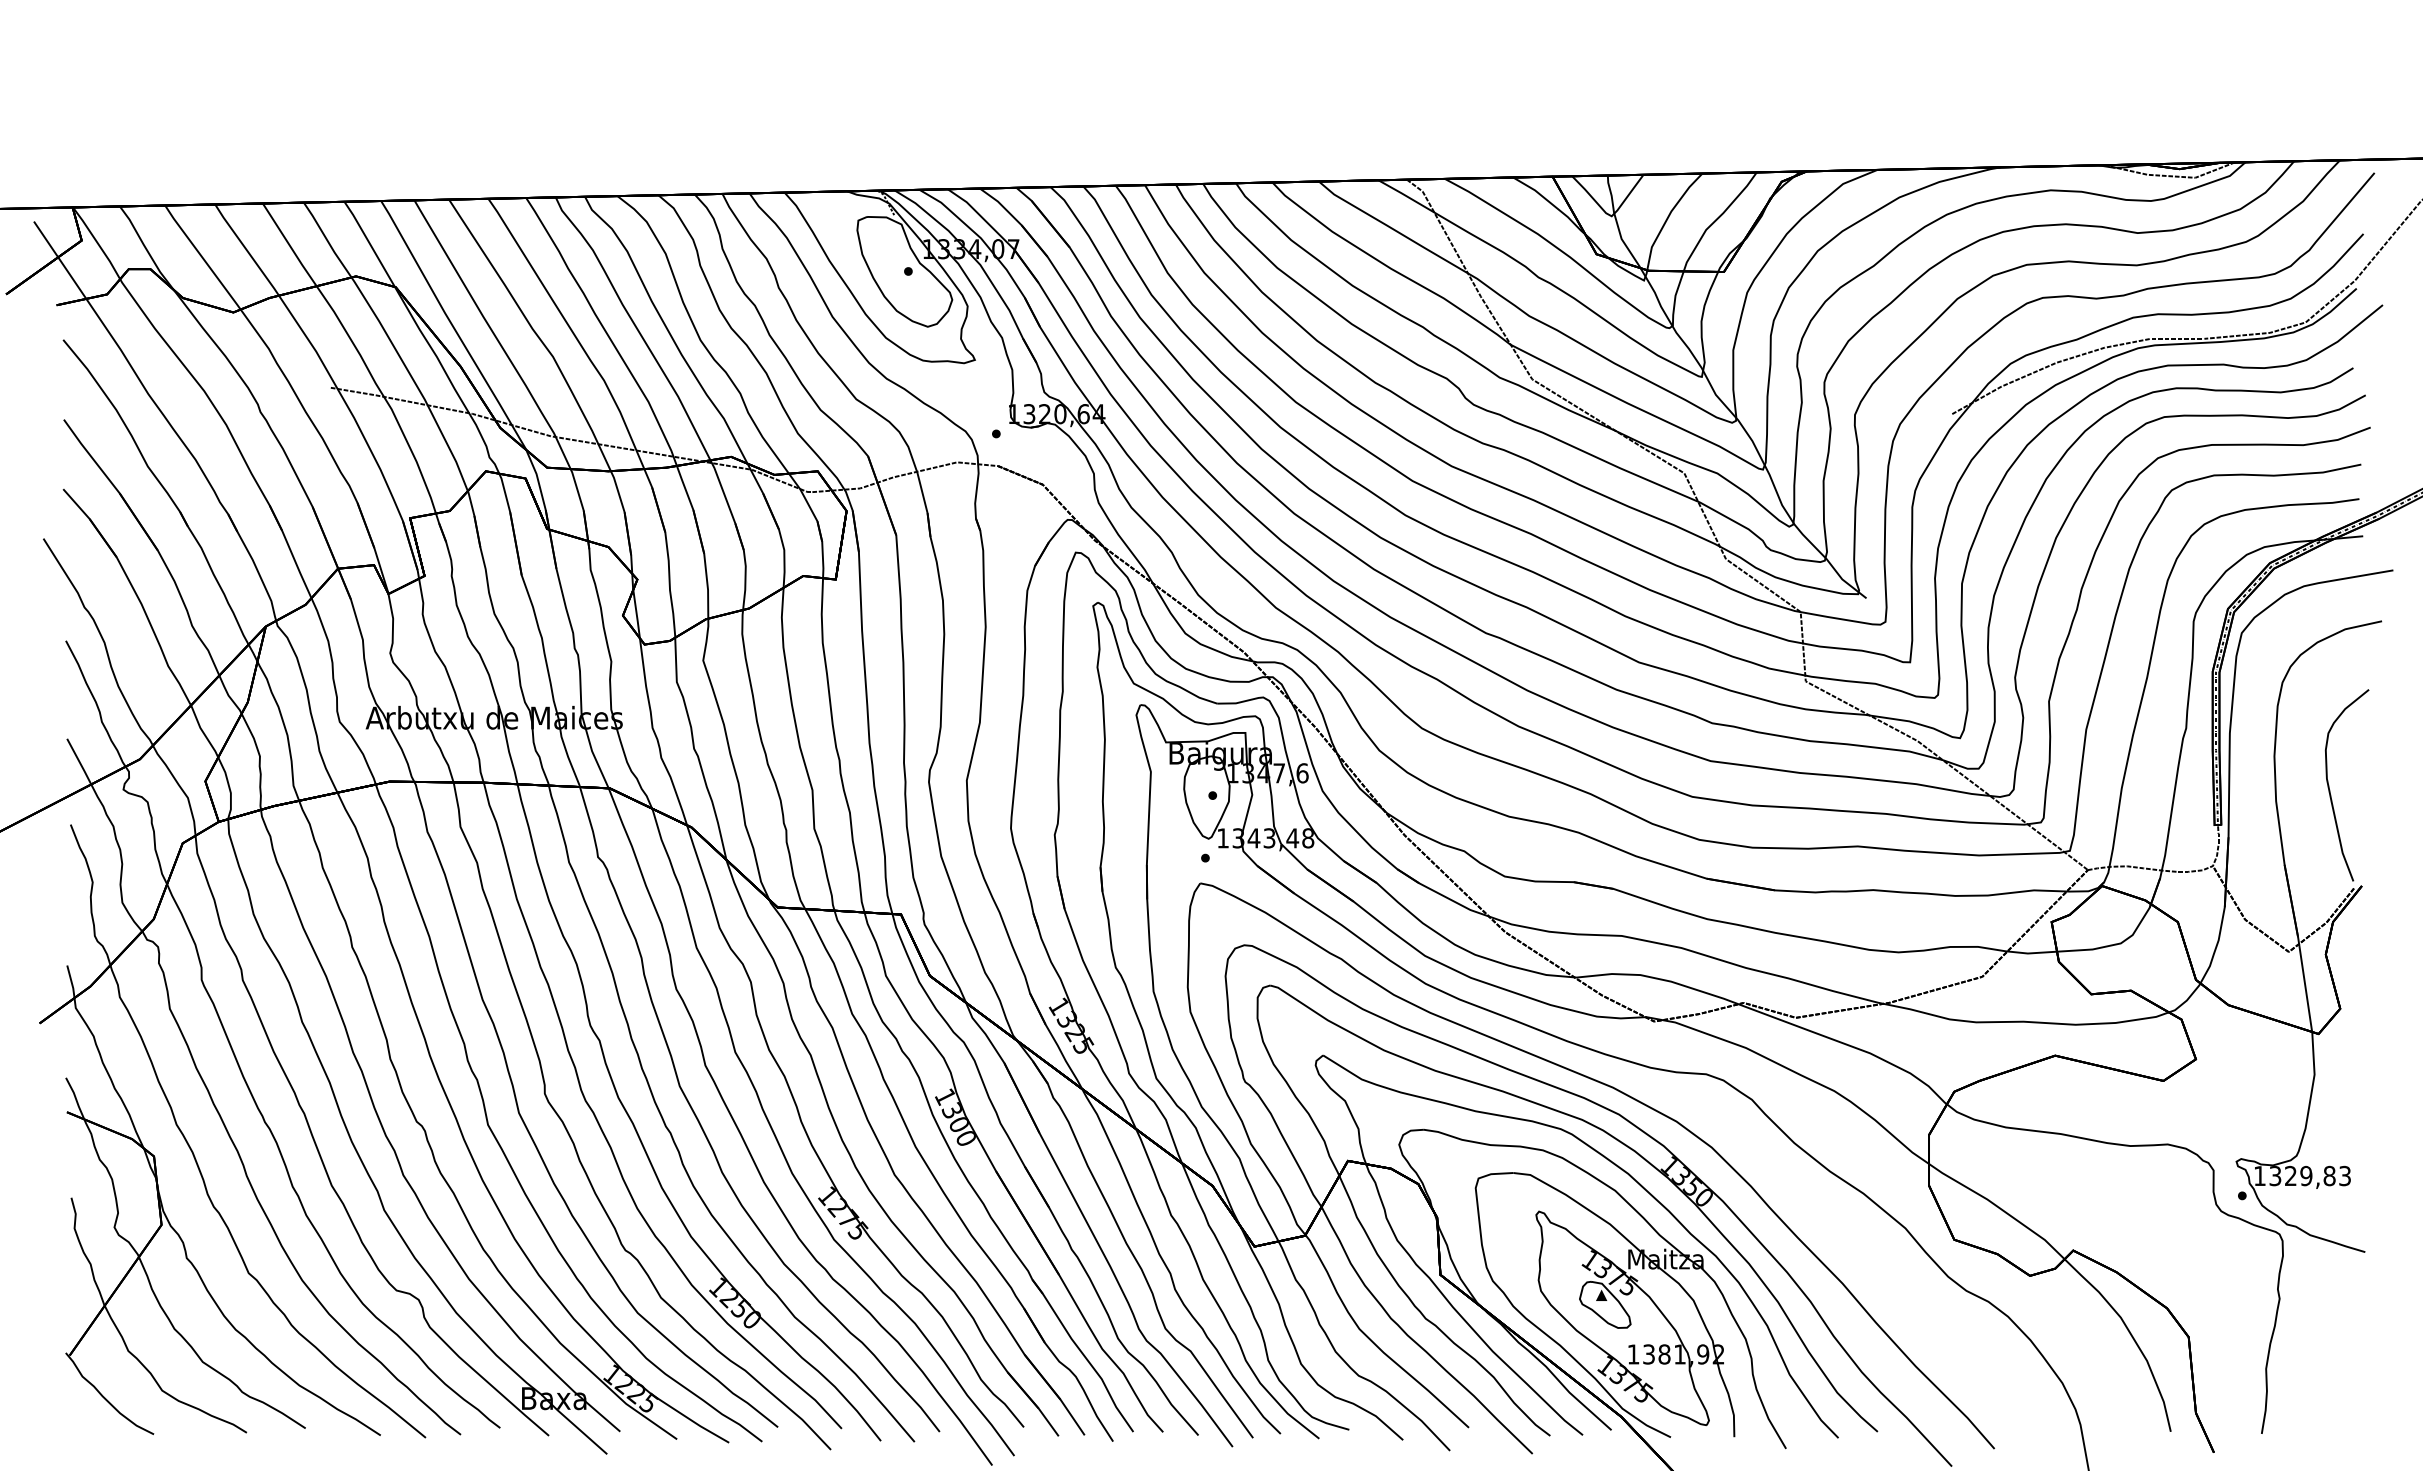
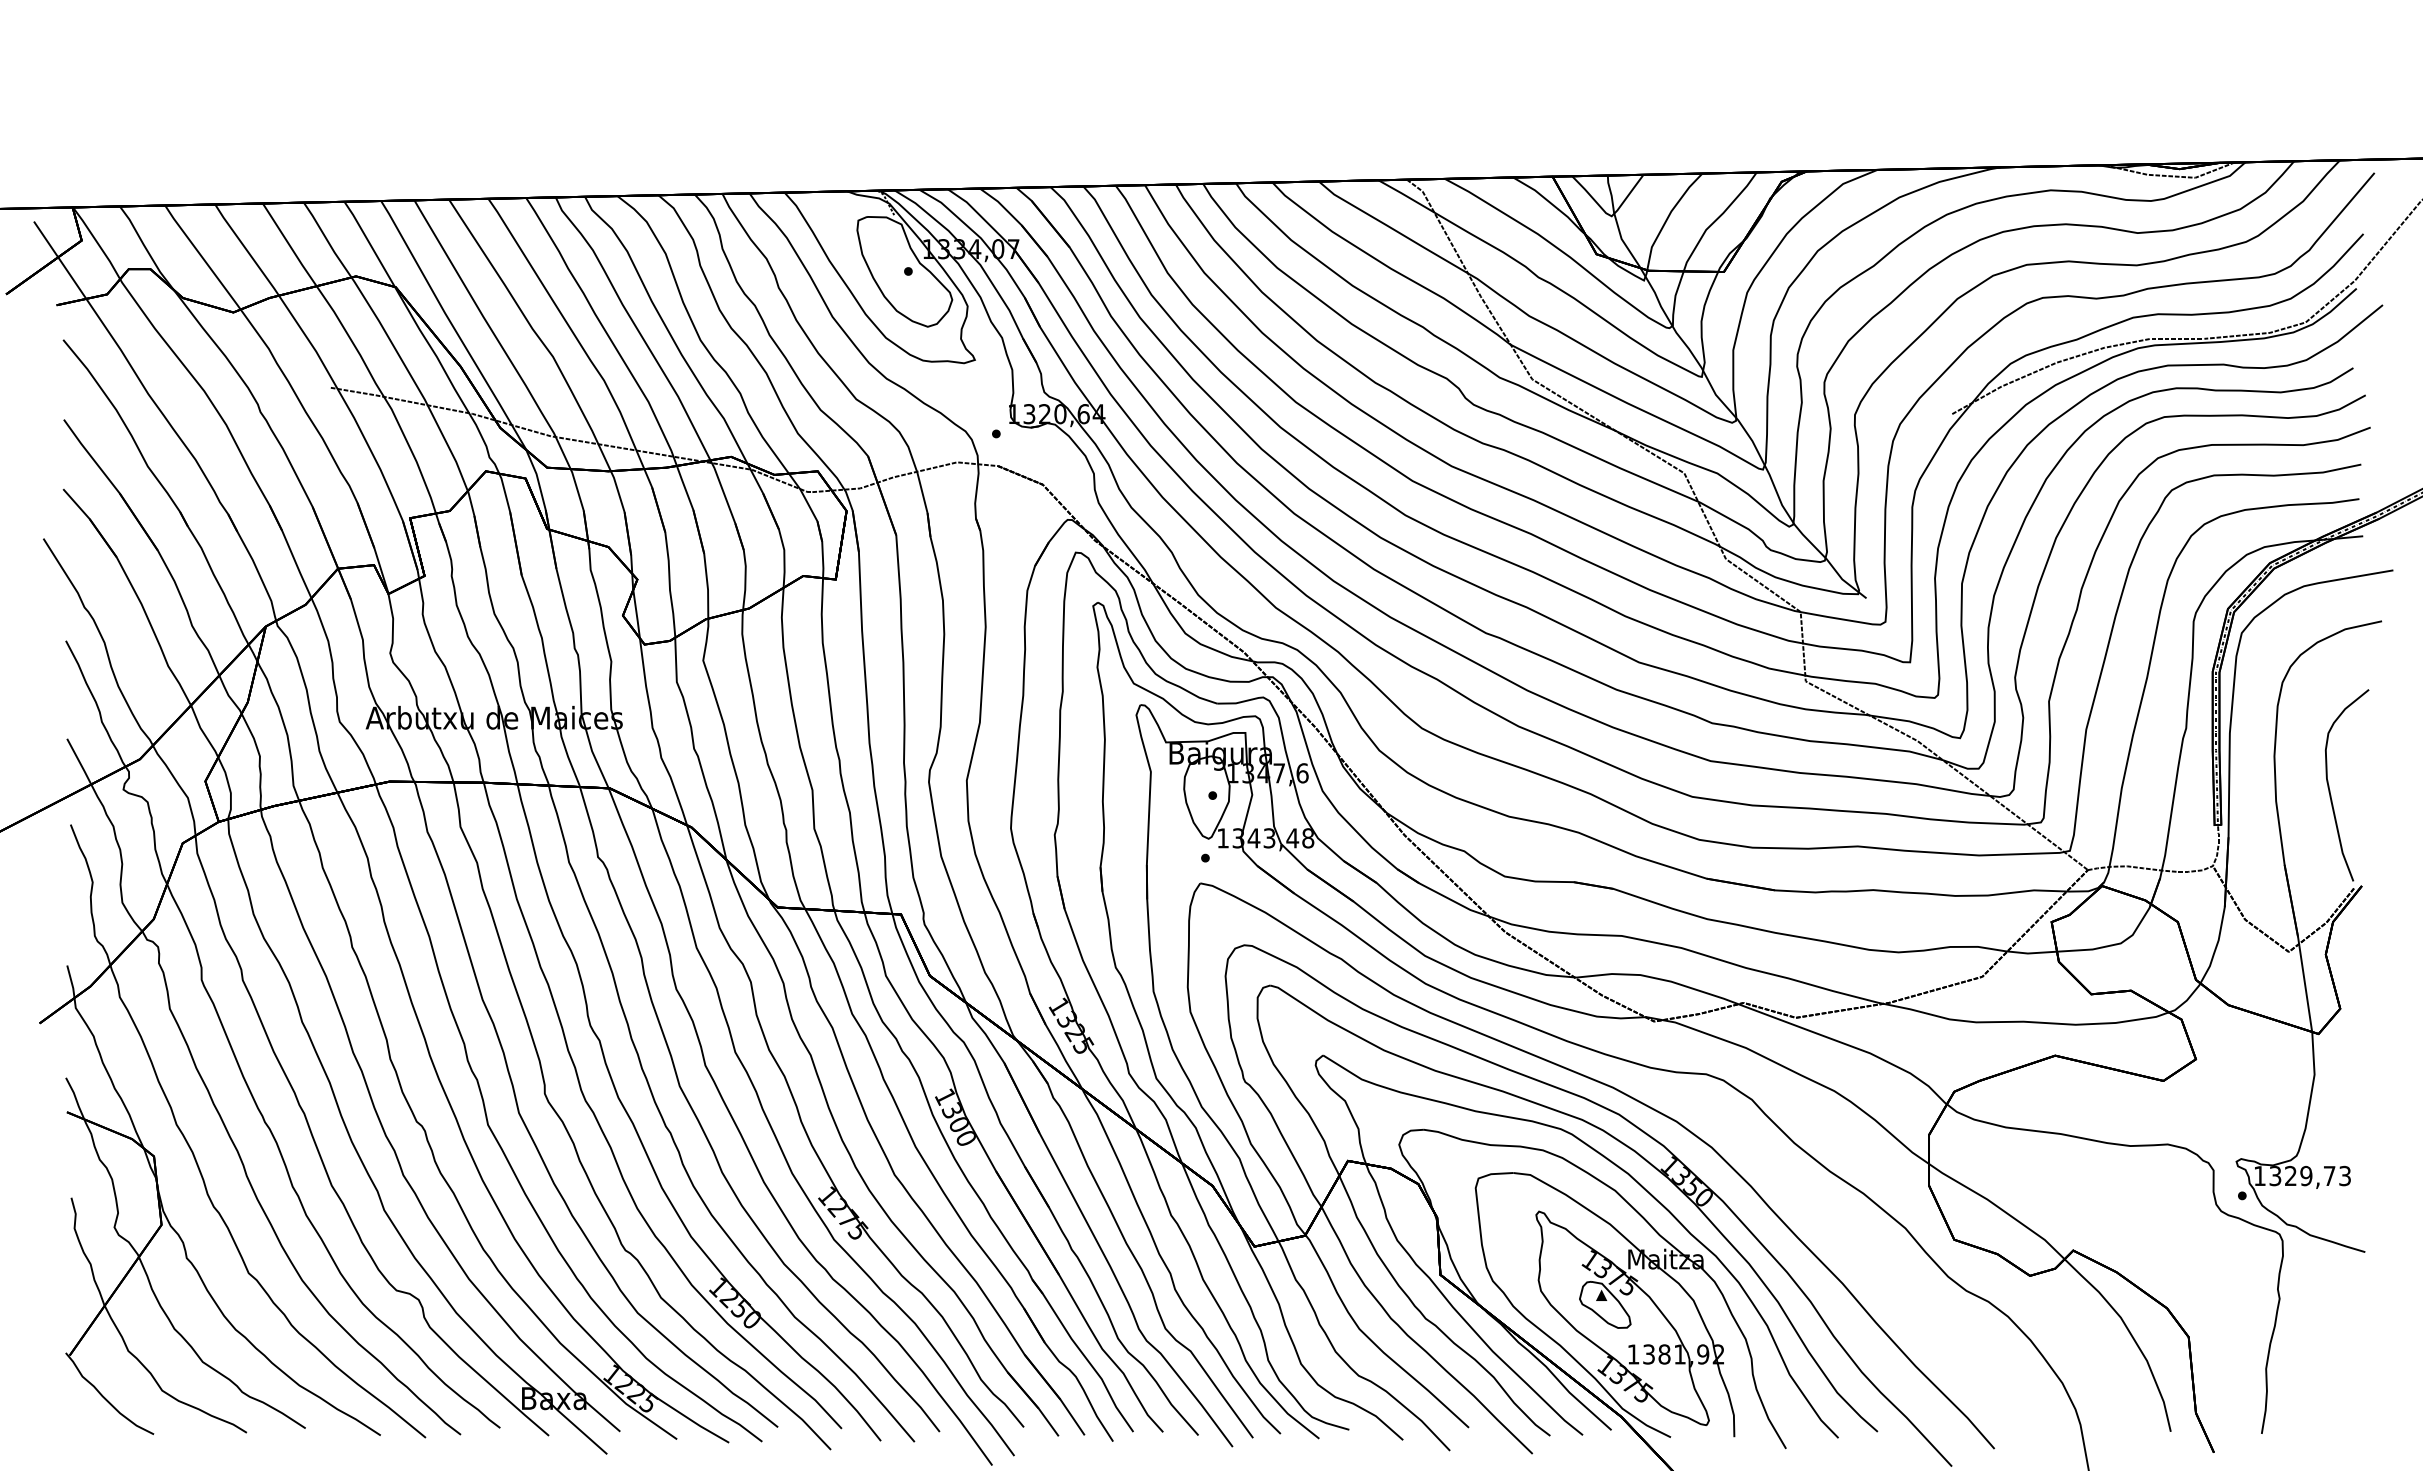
text: 1329,83 -> 1329,73 (2329, 1175)
